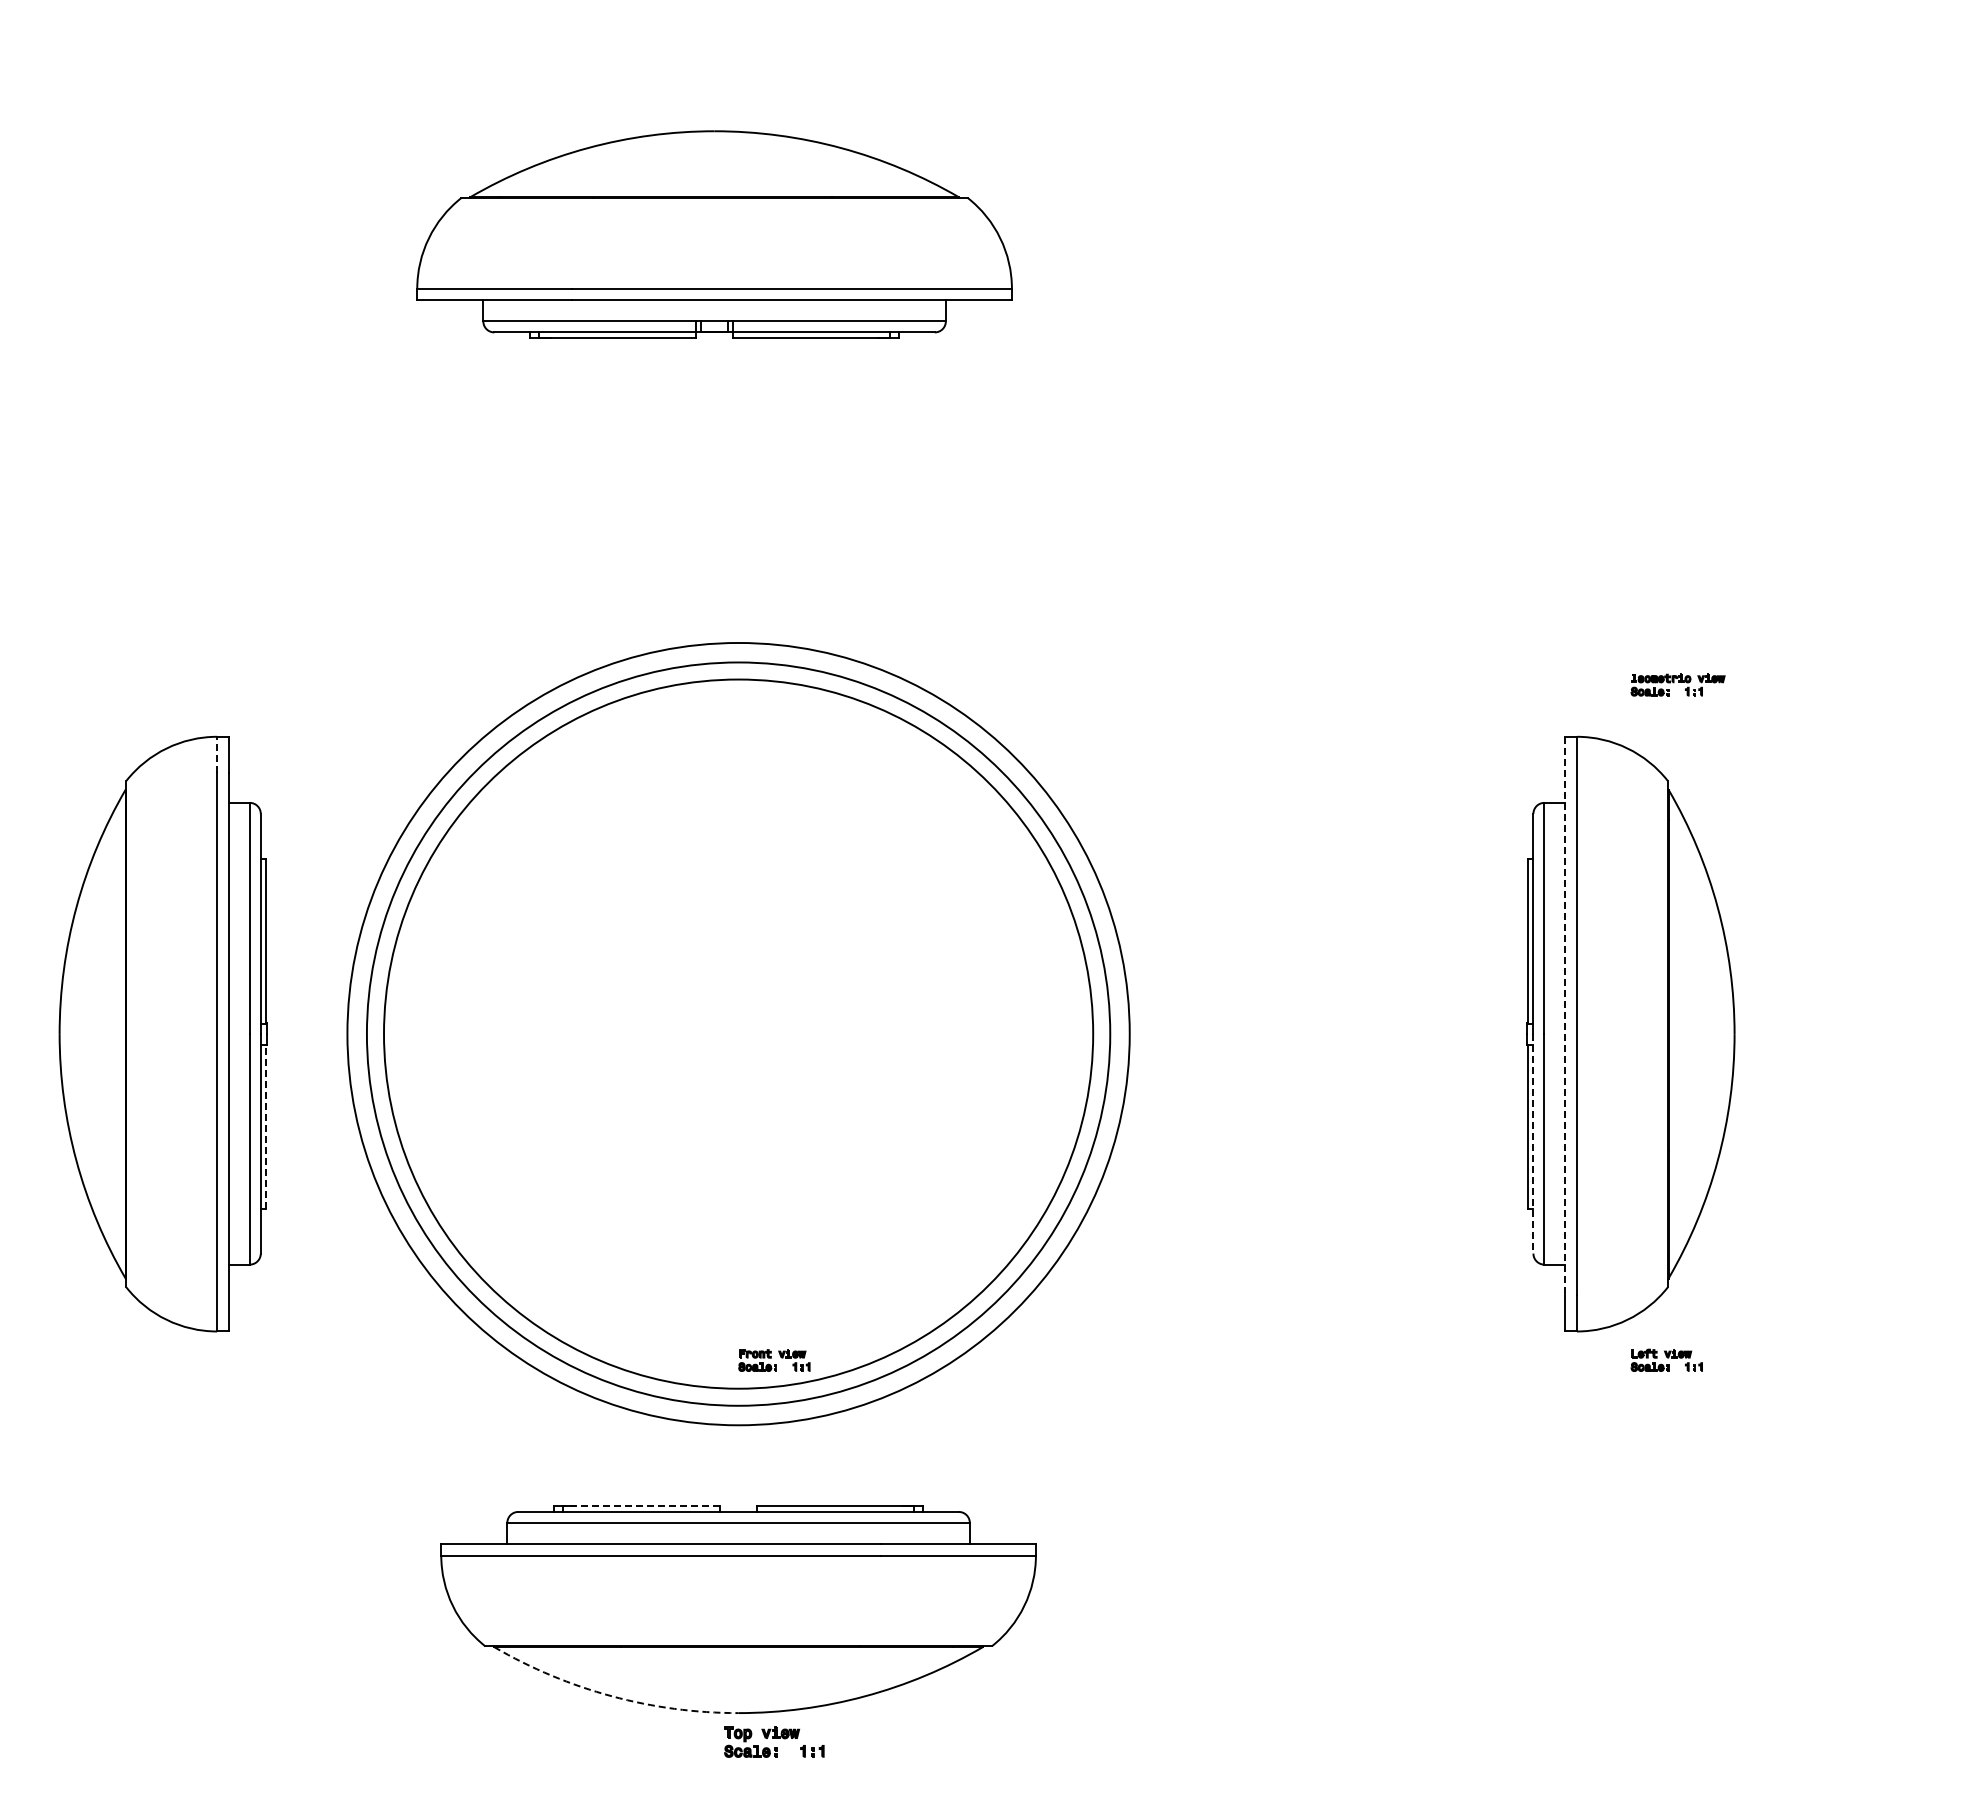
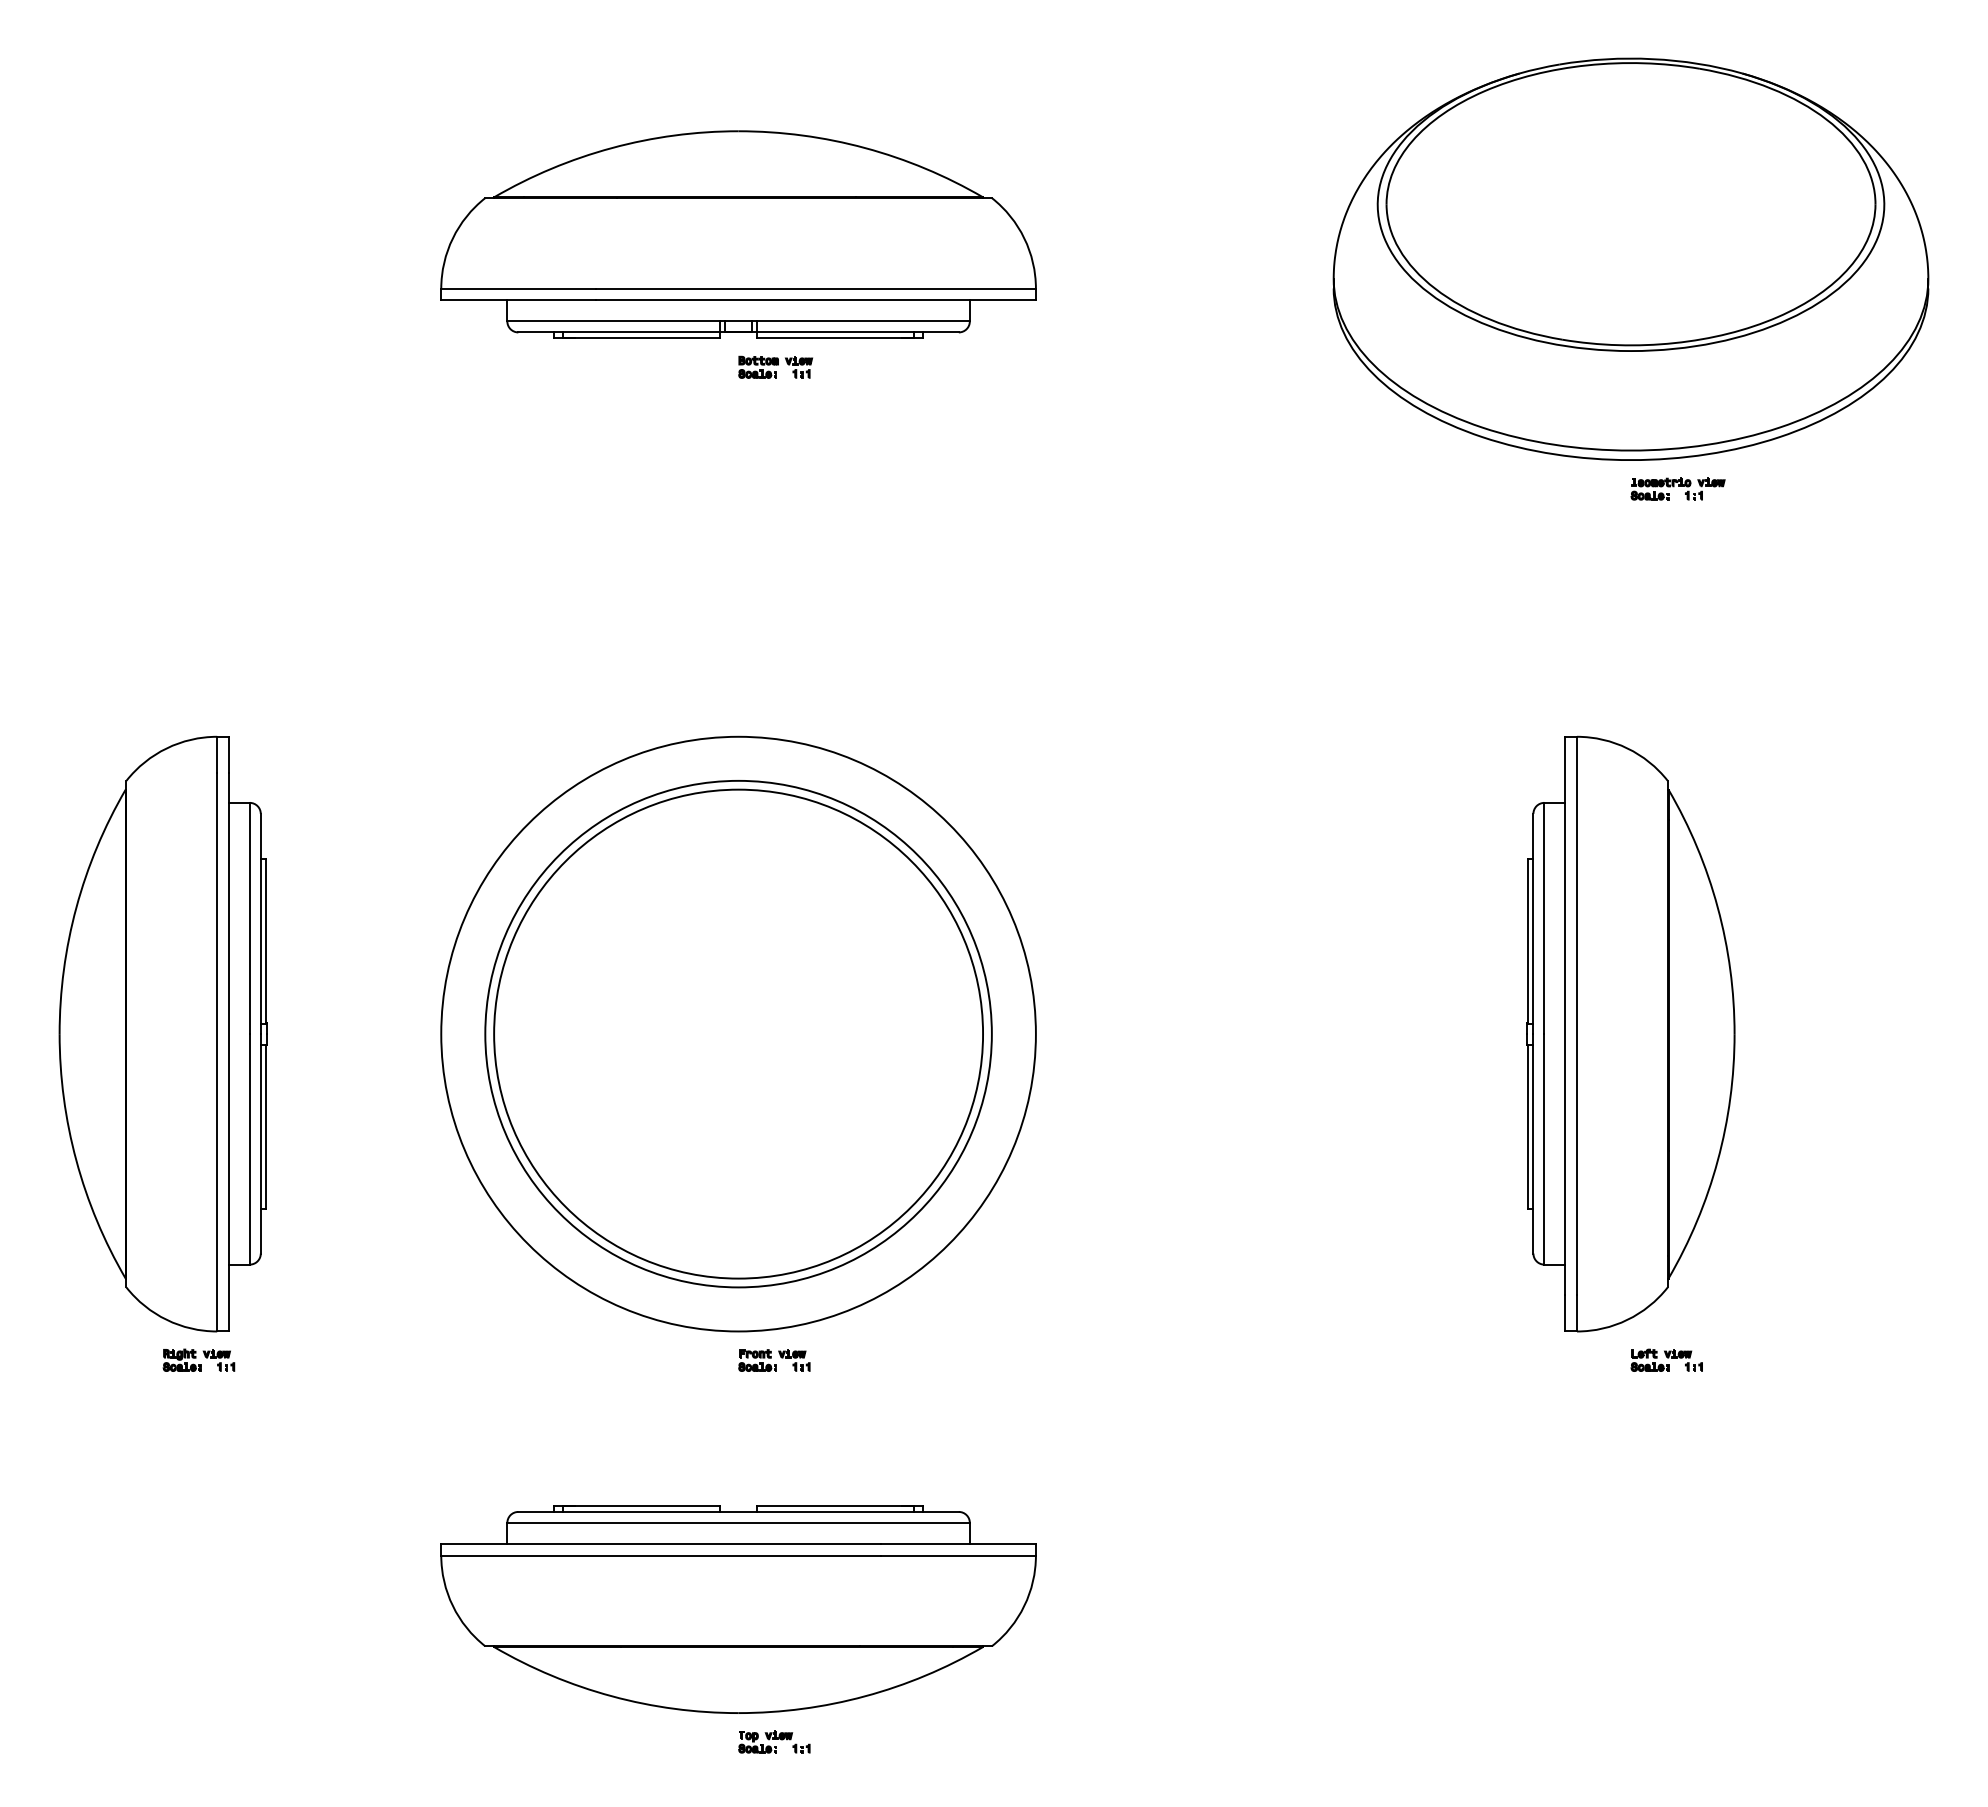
part position: (714, 234) -> (738, 234) (738, 234)
part: none -> present (1630, 258)
part: none -> present (775, 366)
part position: (1677, 684) -> (1677, 488) (1677, 488)
line: dashed -> solid (217, 754)
line: dashed -> solid (1565, 1016)
circle diameter: 709 px -> 507 px (738, 1033)
circle diameter: 743 px -> 595 px (738, 1033)
circle diameter: 782 px -> 489 px (738, 1033)
line: dashed -> solid (266, 1126)
line: dashed -> solid (1533, 1143)
part: none -> present (198, 1359)
line: dashed -> solid (641, 1506)
arc: dashed -> solid (611, 1696)
part size: 101x32 px -> 73x24 px (774, 1741)
